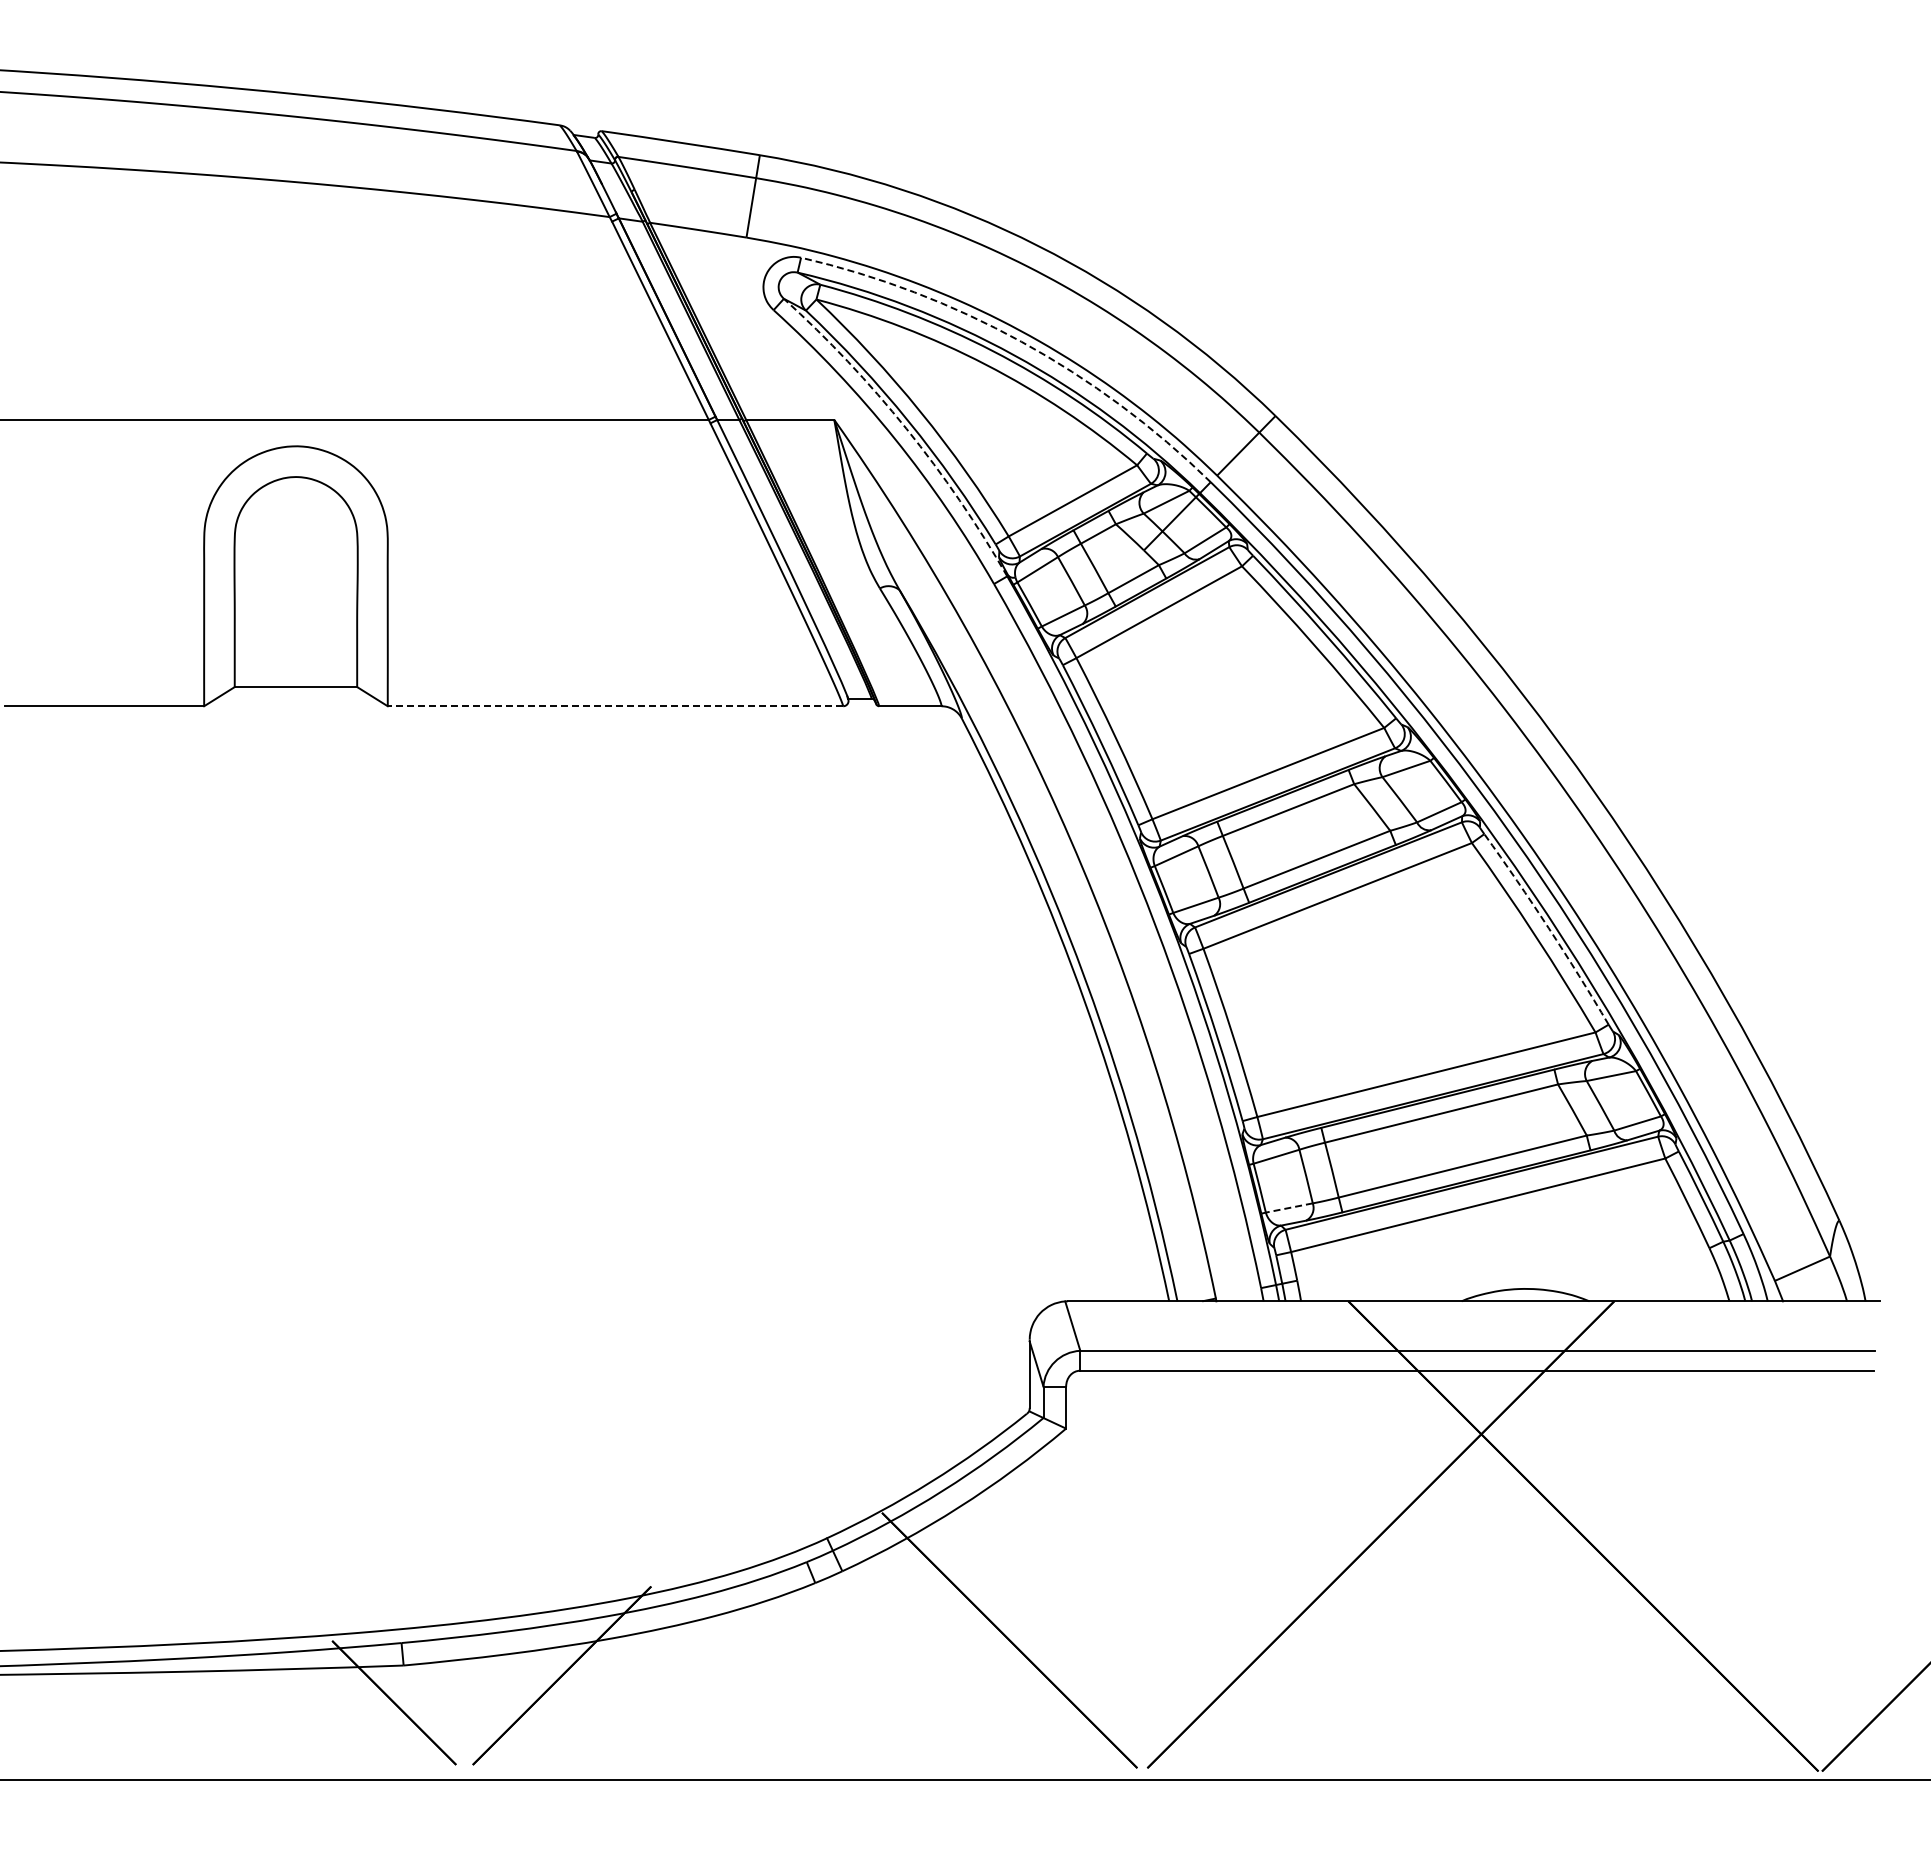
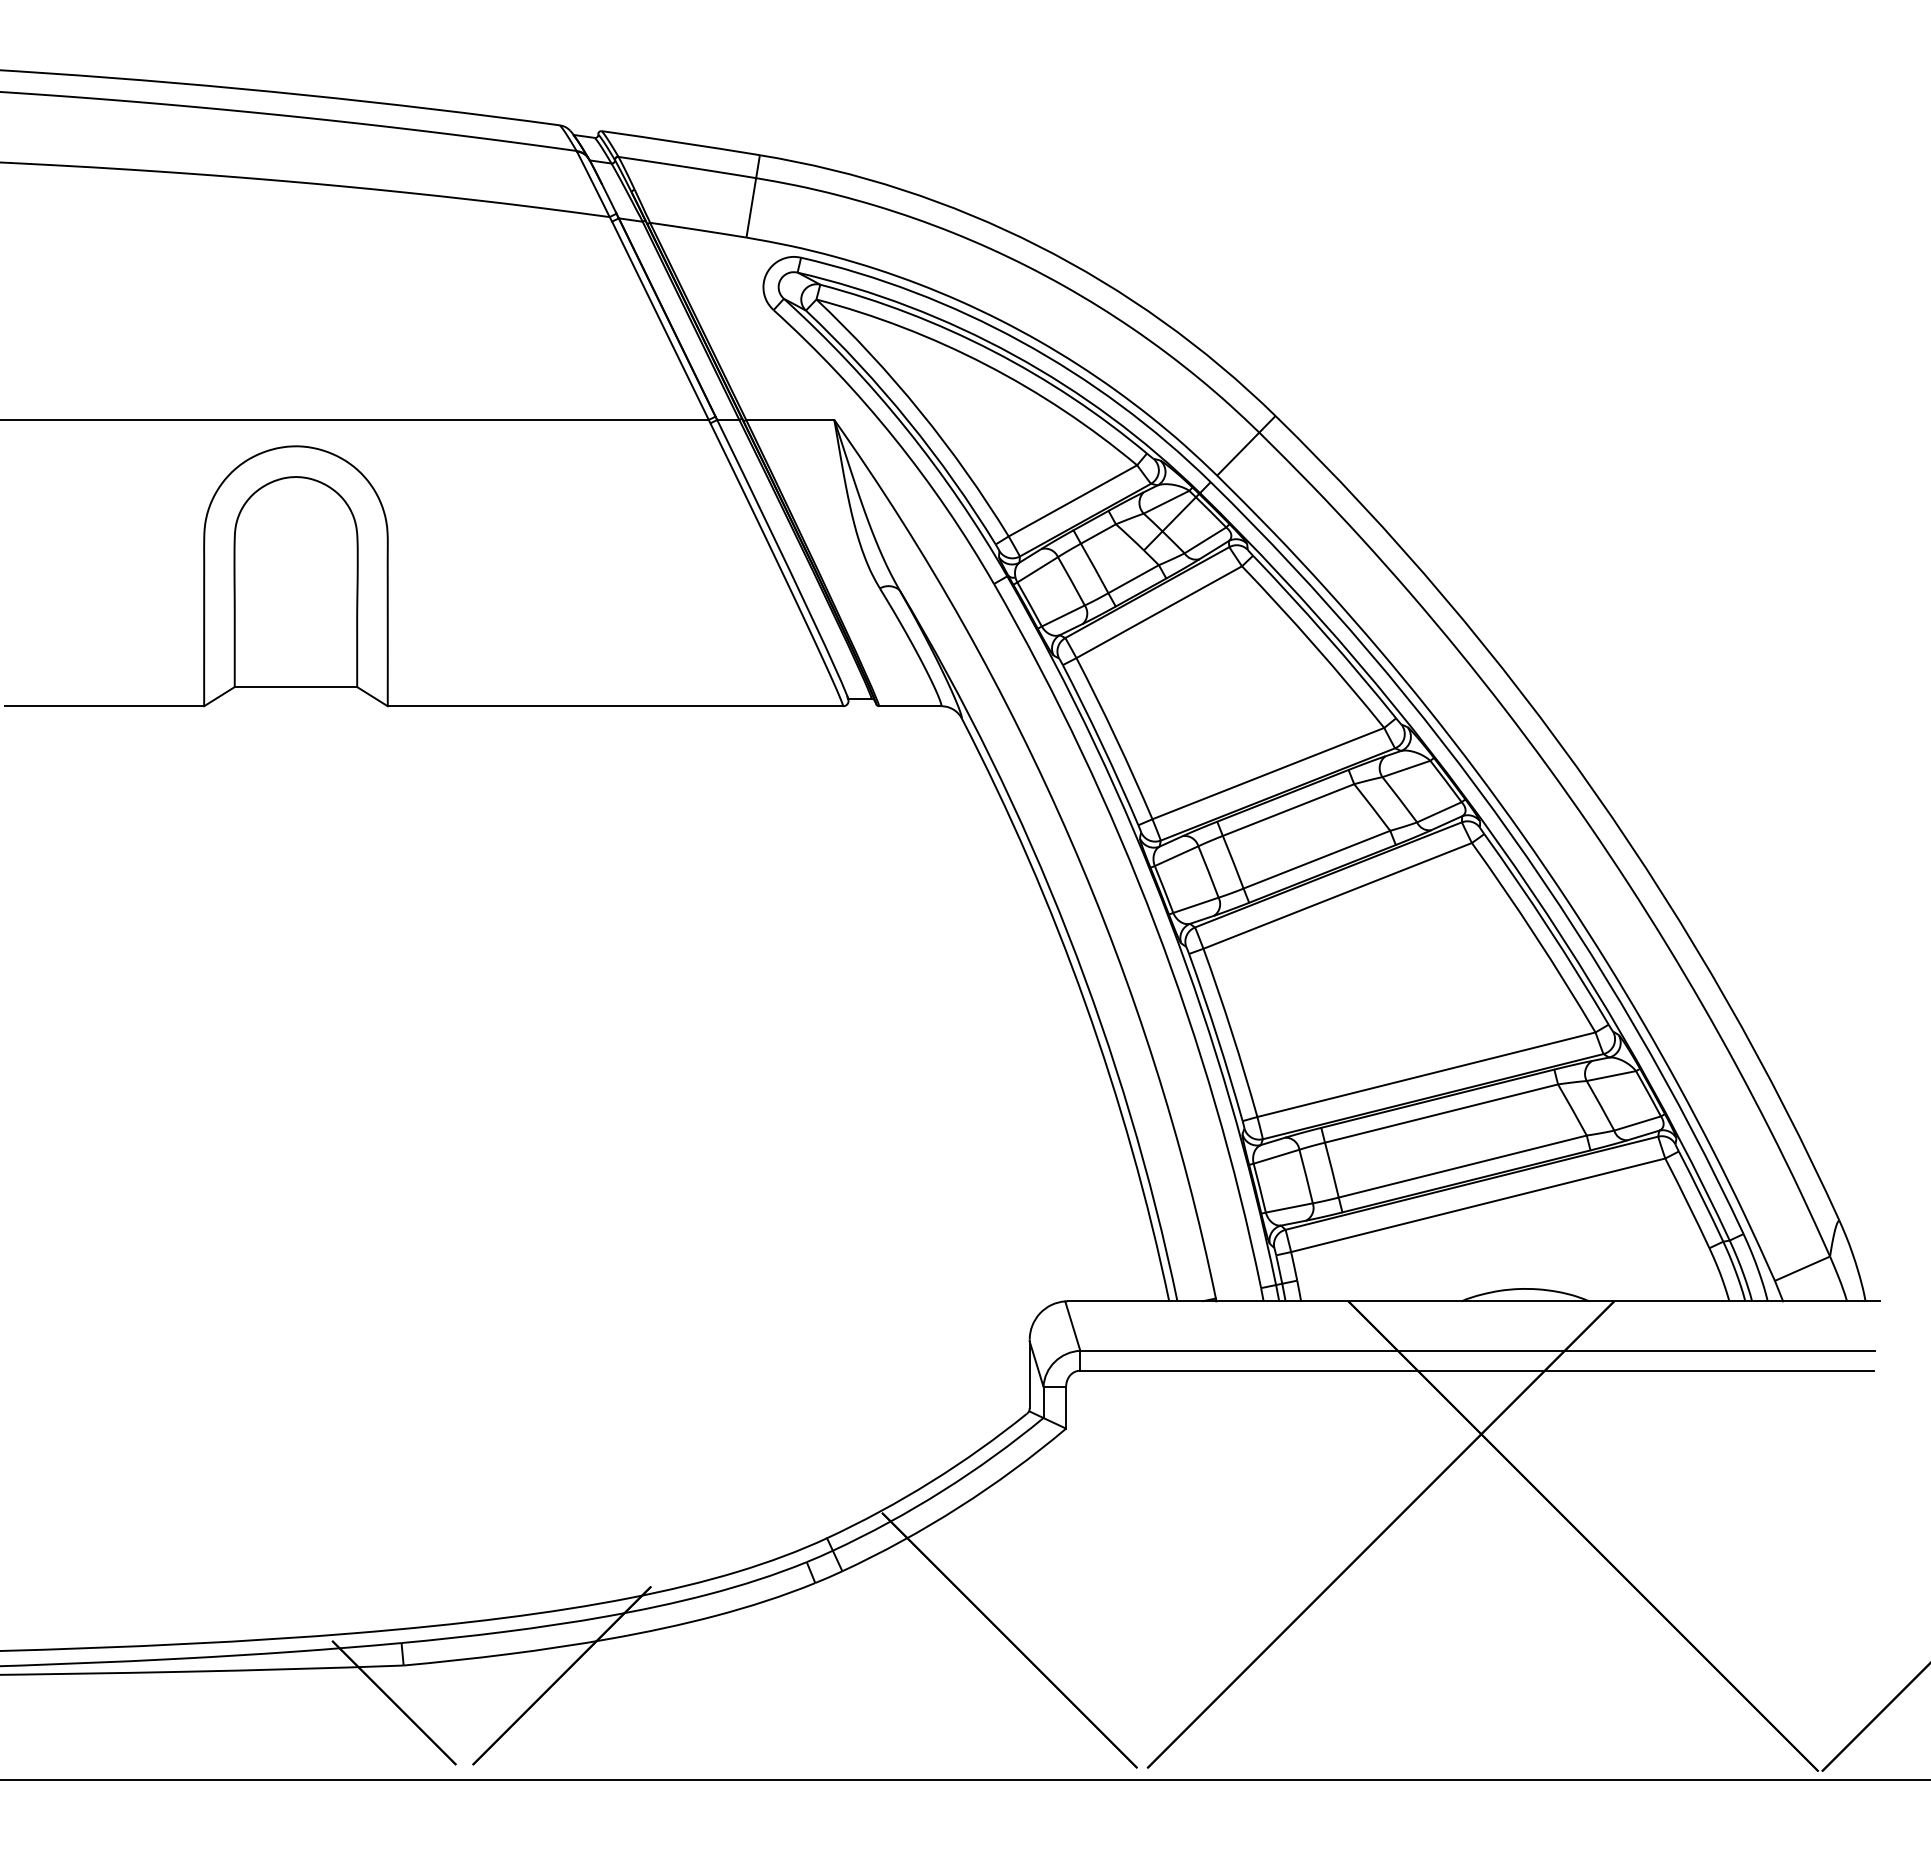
arc: dashed -> solid (1021, 341)
arc: dashed -> solid (906, 428)
line: dashed -> solid (615, 706)
arc: dashed -> solid (1548, 928)
line: dashed -> solid (1290, 1207)
